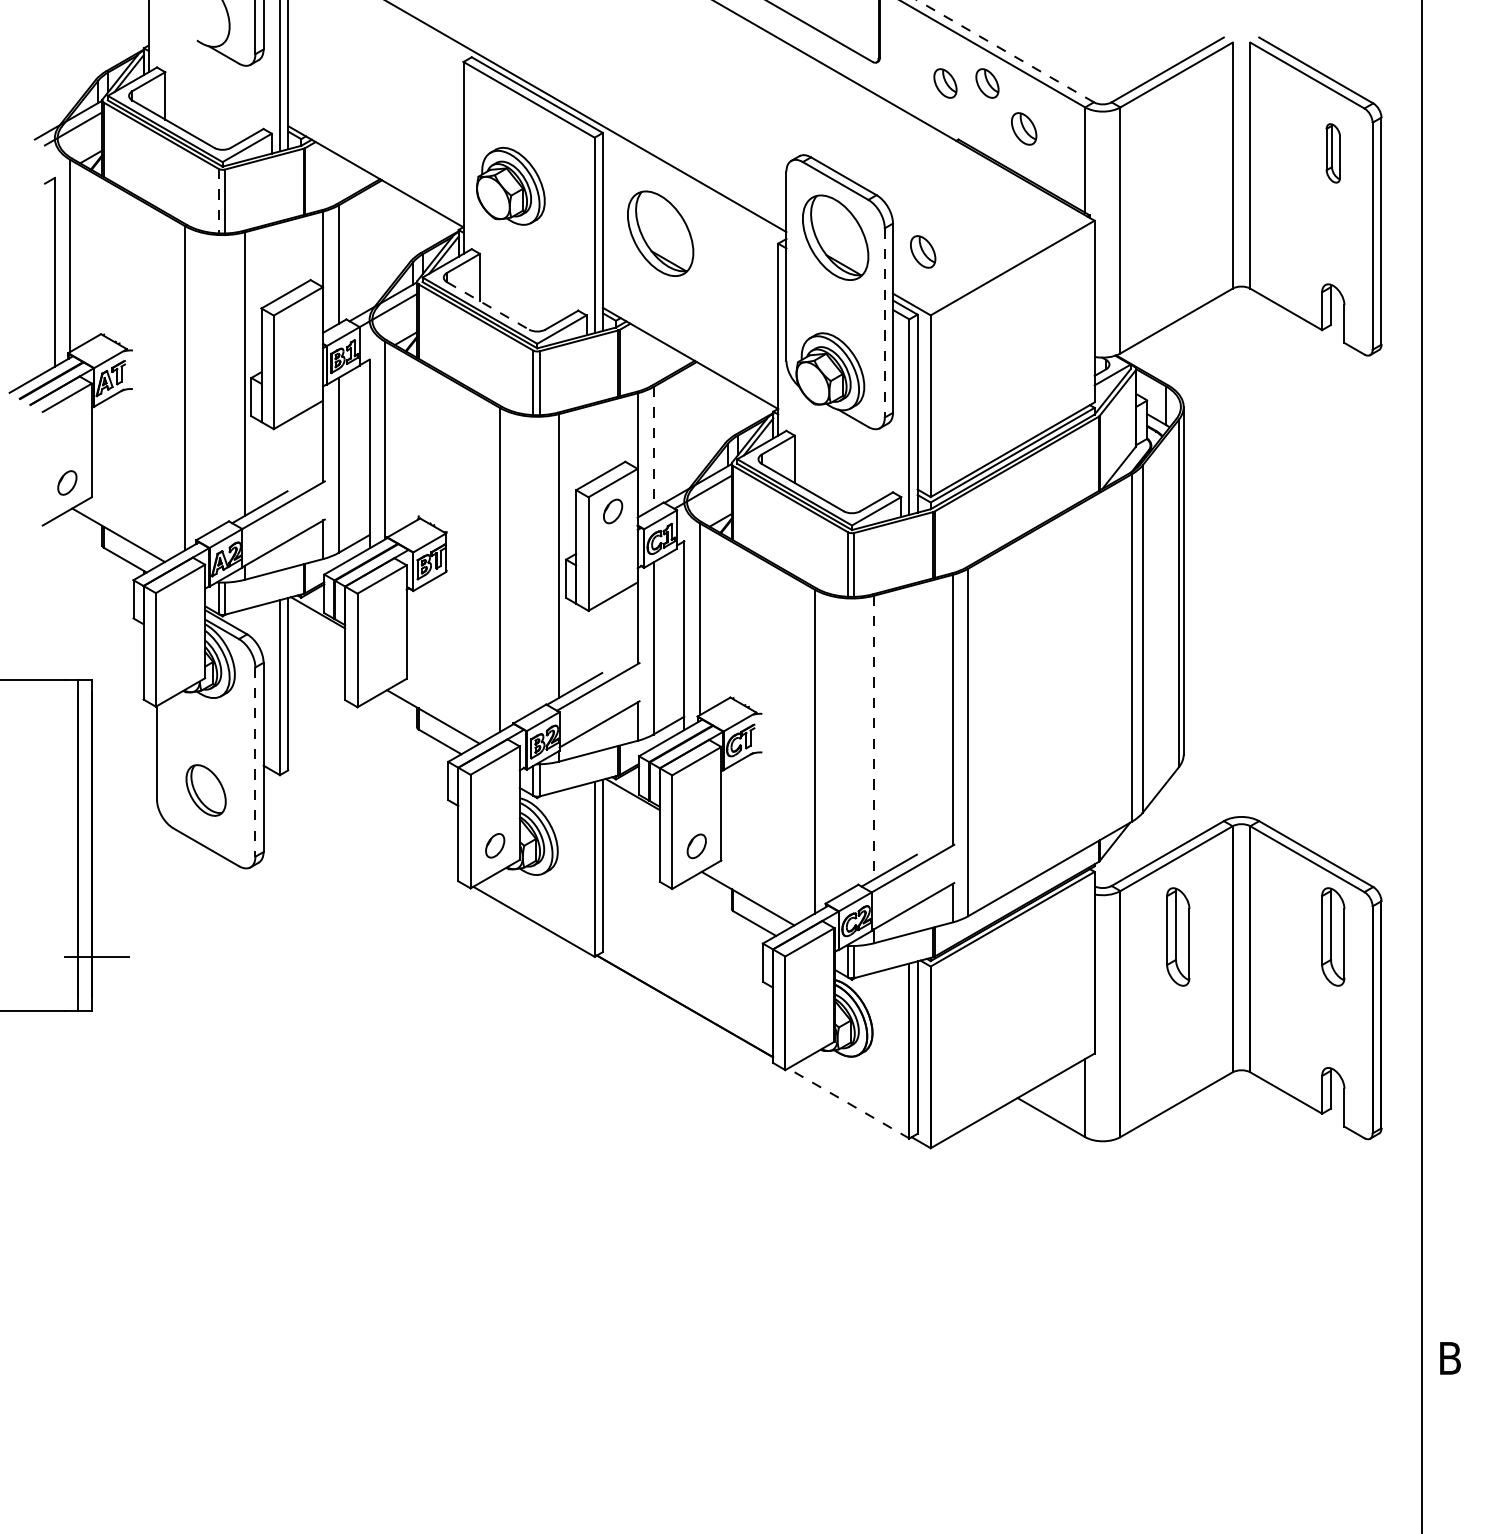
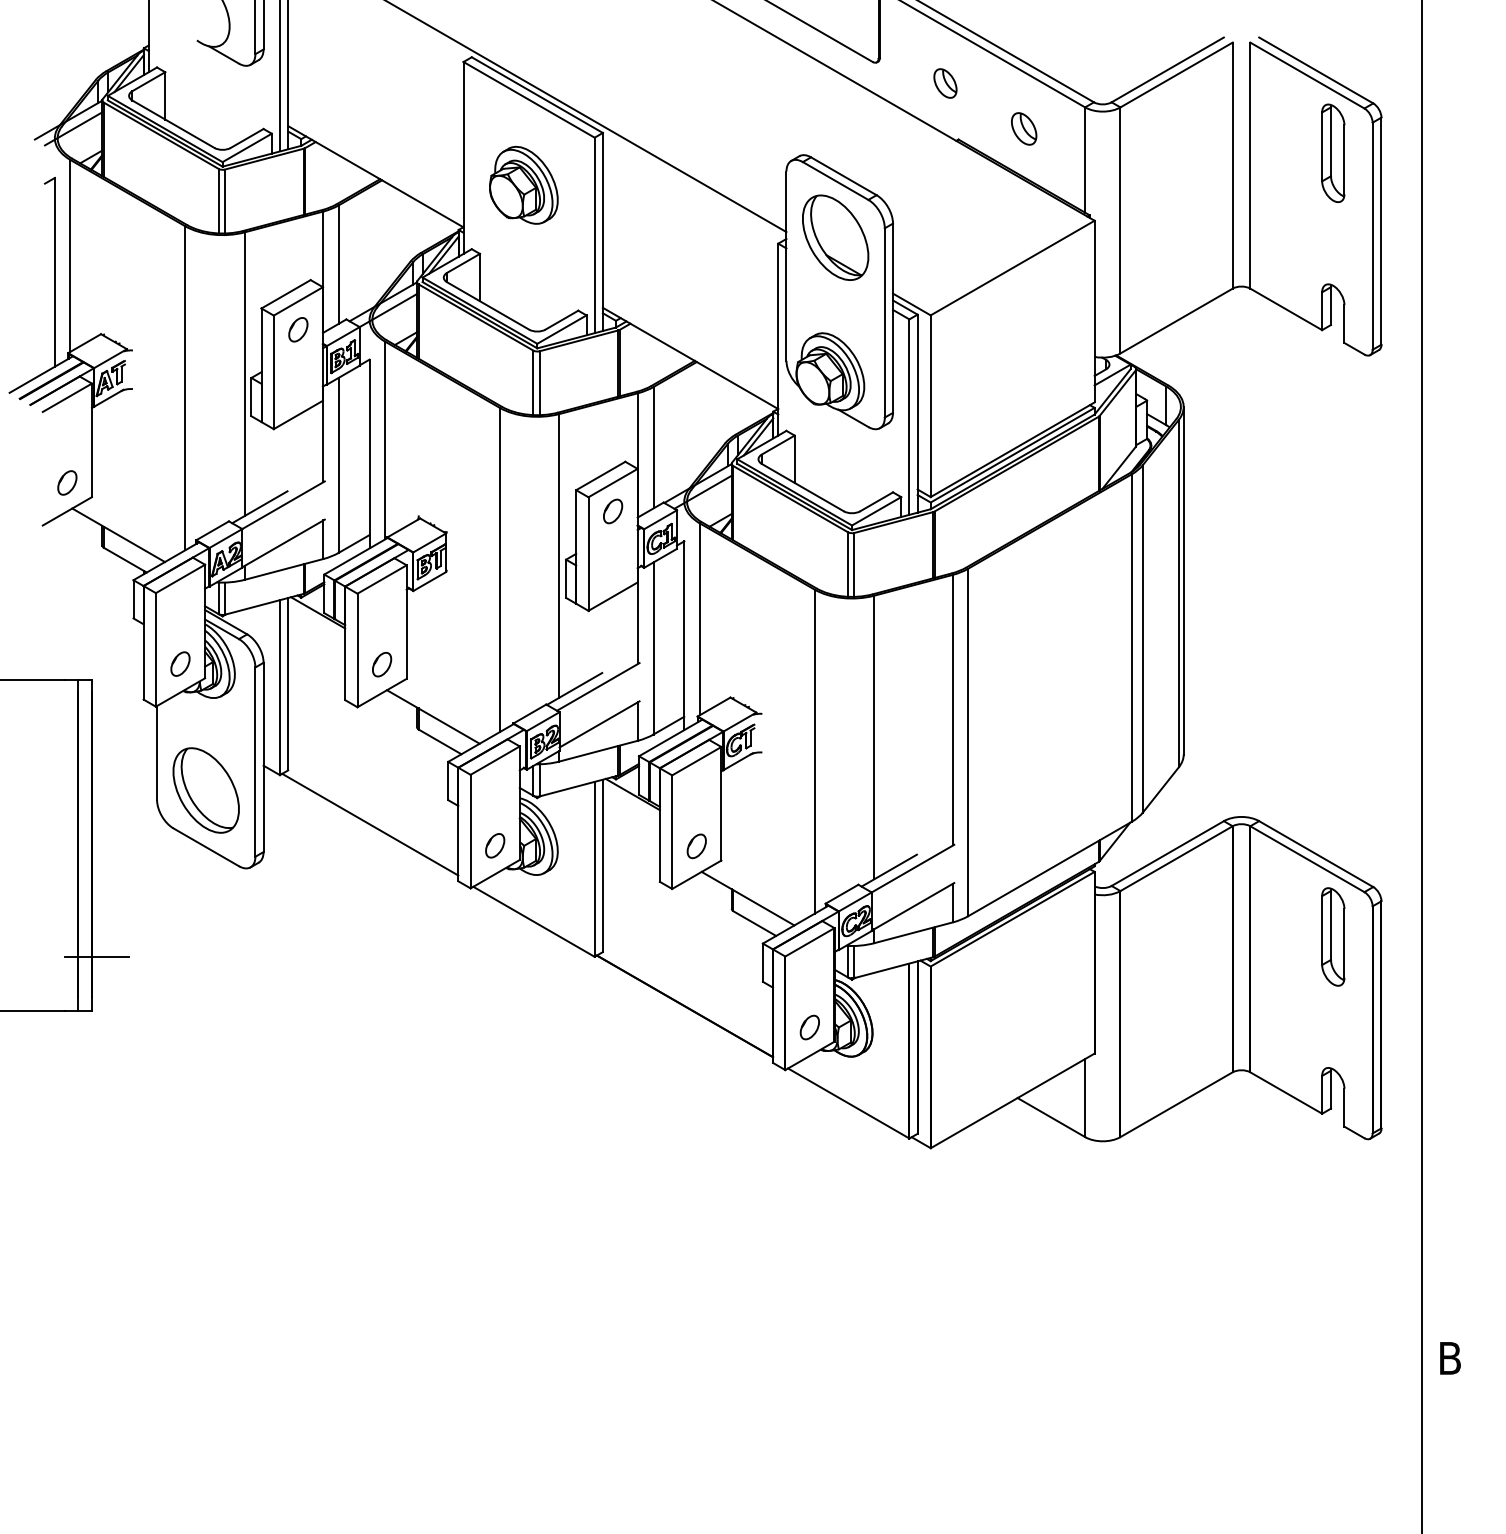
line: dashed -> solid (1005, 51)
part: present -> none (987, 83)
part size: 16x61 px -> 25x101 px (1333, 153)
part position: (510, 185) -> (523, 184) (523, 184)
line: dashed -> solid (218, 201)
part: present -> none (660, 233)
part: present -> none (923, 251)
line: dashed -> solid (488, 306)
line: dashed -> solid (884, 322)
part: none -> present (298, 329)
line: dashed -> solid (653, 447)
part: none -> present (180, 663)
part: none -> present (382, 664)
line: dashed -> solid (874, 737)
line: dashed -> solid (255, 762)
part size: 42x53 px -> 68x87 px (205, 790)
line: none -> present (370, 824)
part: present -> none (1178, 936)
part: none -> present (809, 1027)
line: dashed -> solid (848, 1103)
